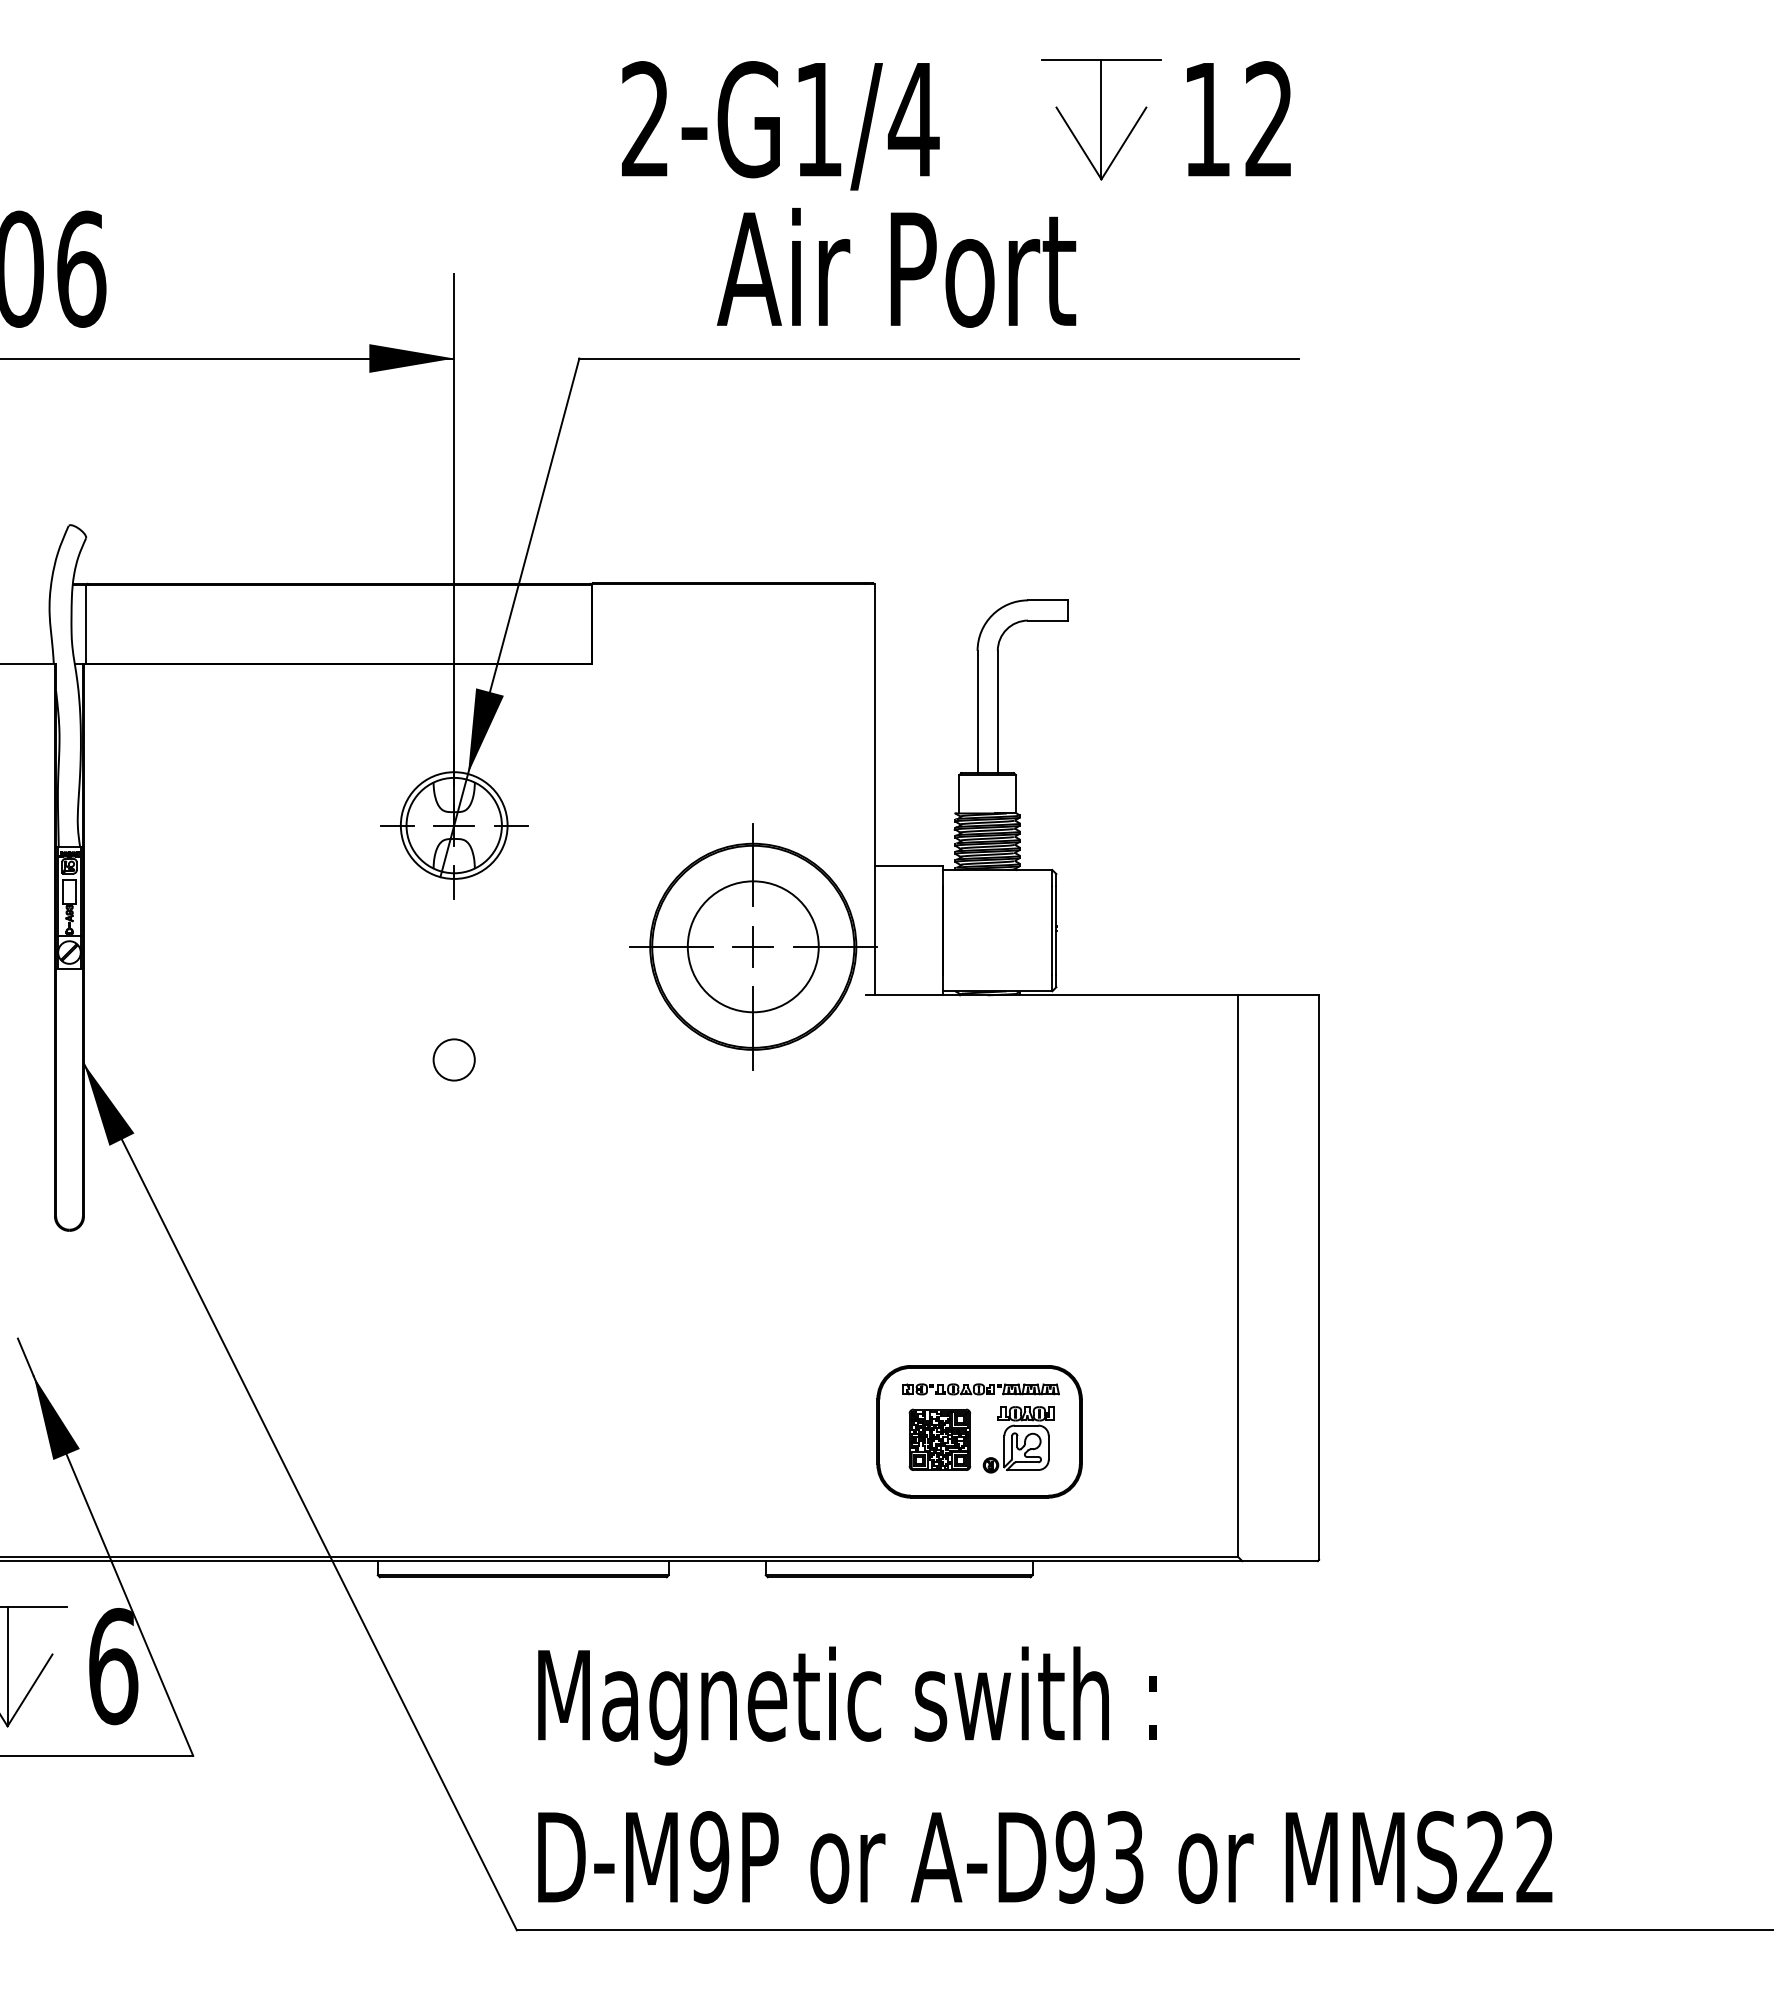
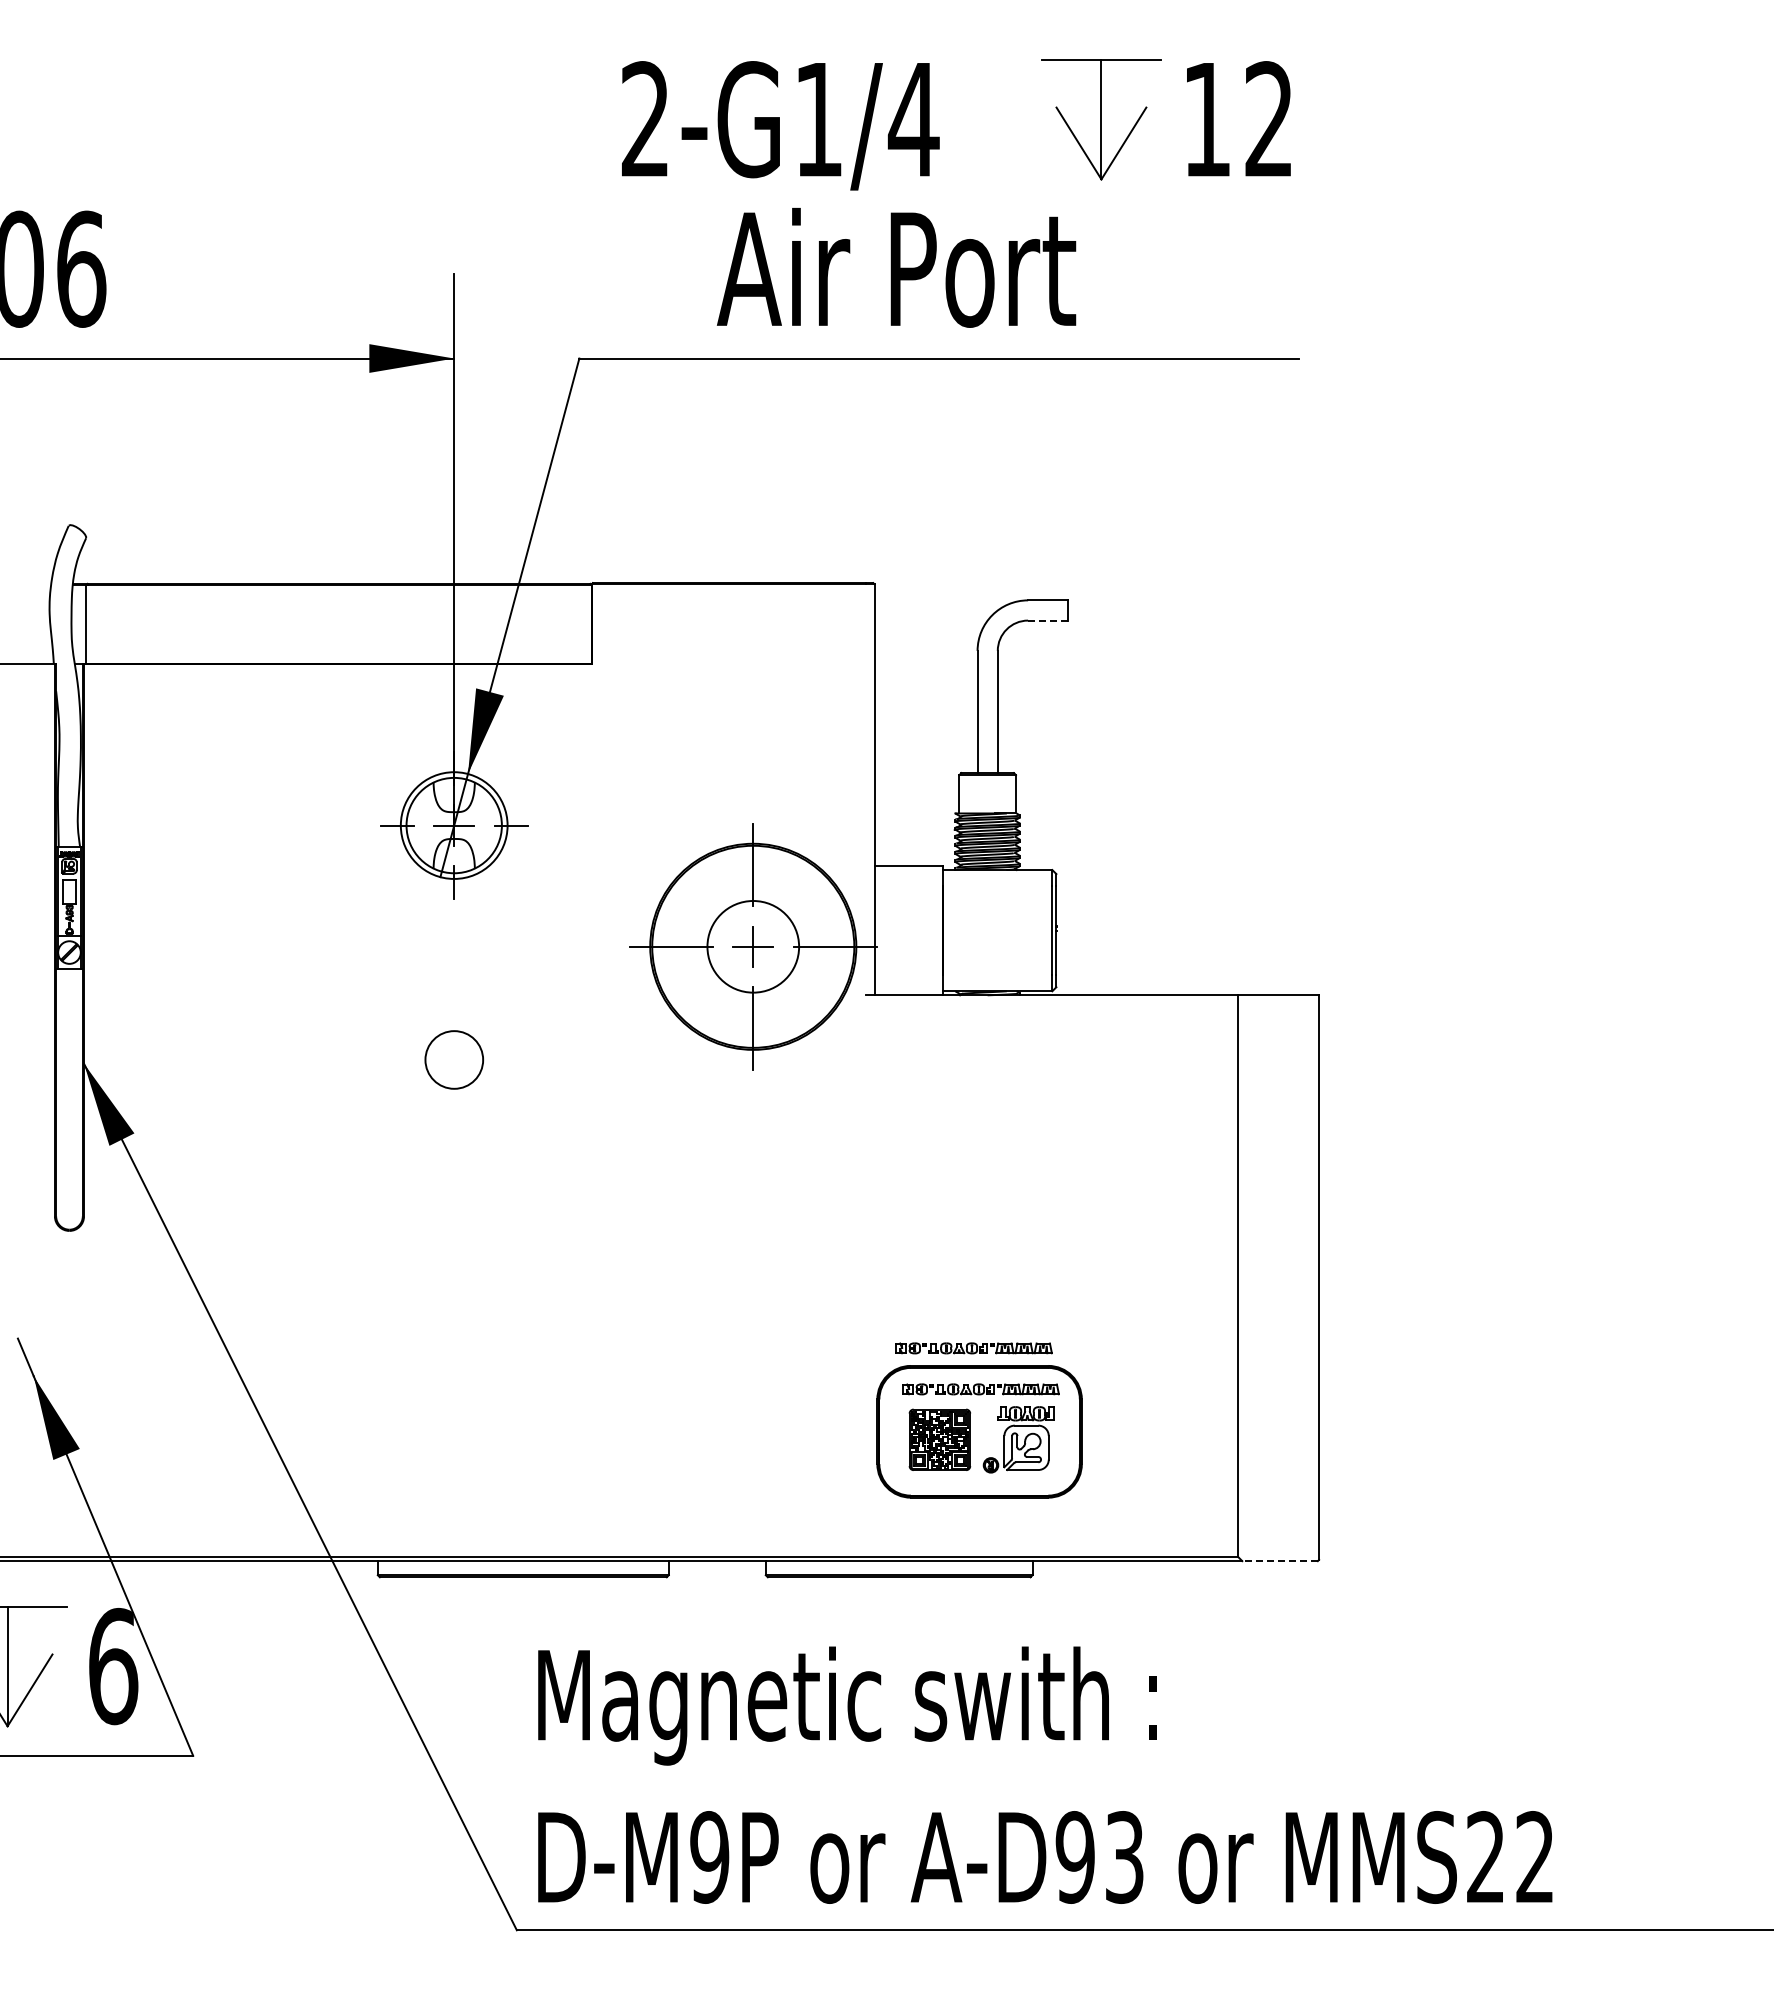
line: solid -> dashed (1047, 620)
circle diameter: 131 px -> 92 px (753, 946)
circle size: 44x44 px -> 61x60 px (454, 1059)
part: none -> present (973, 1348)
line: solid -> dashed (1280, 1561)
